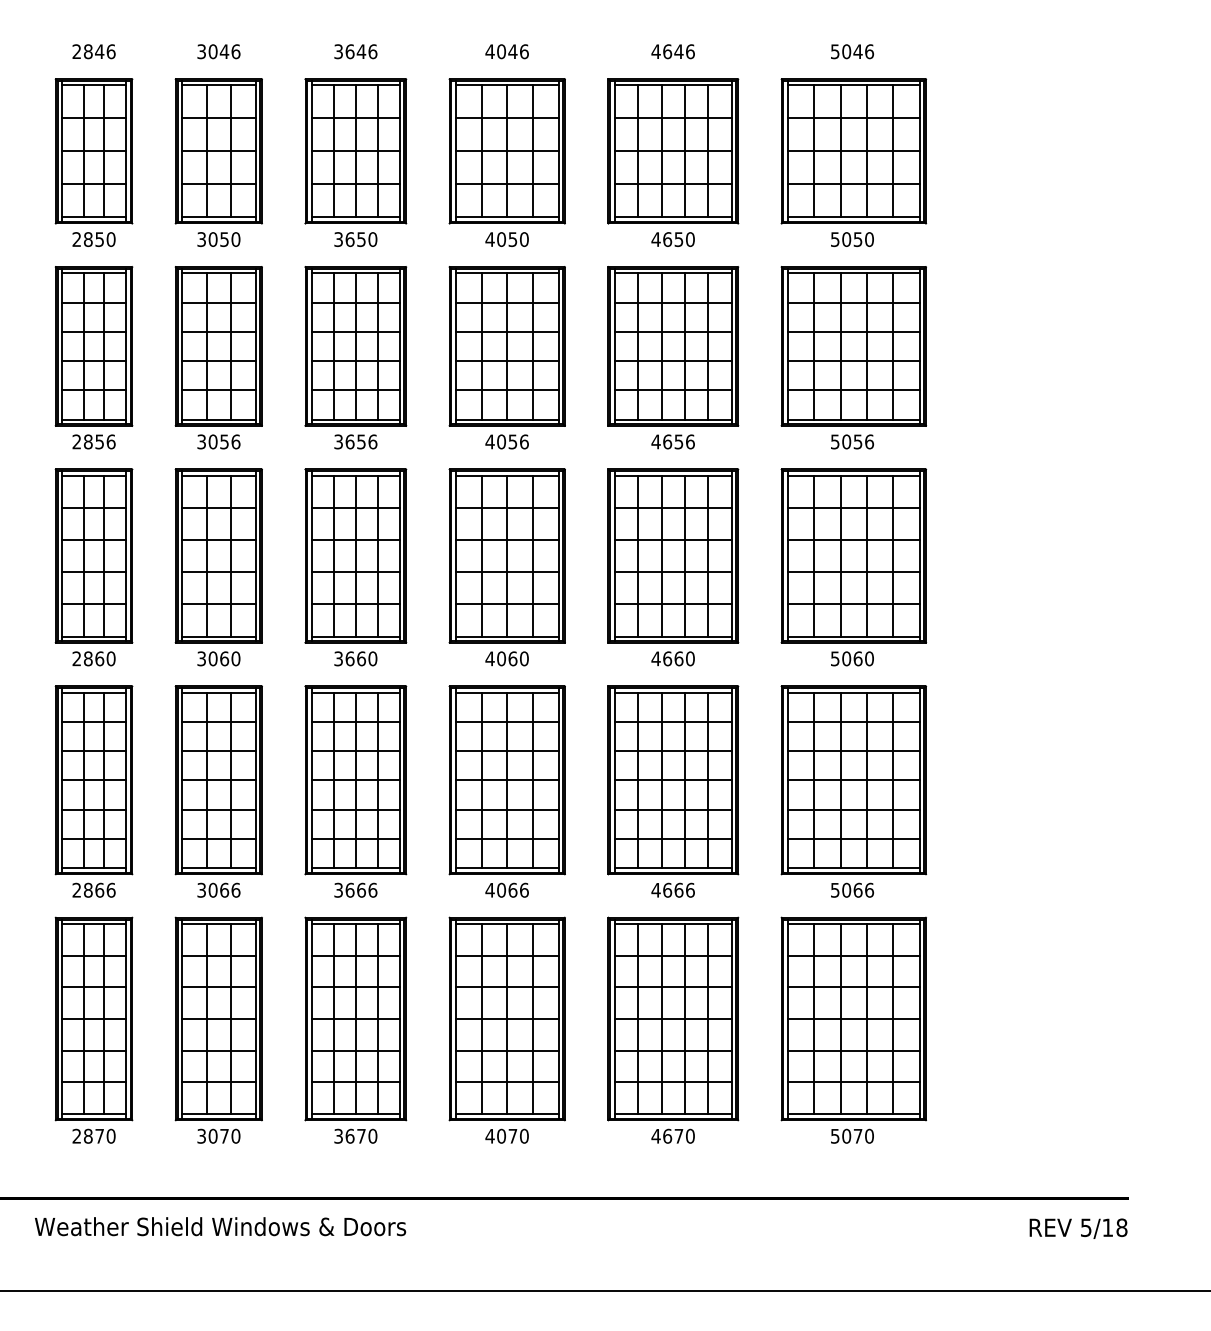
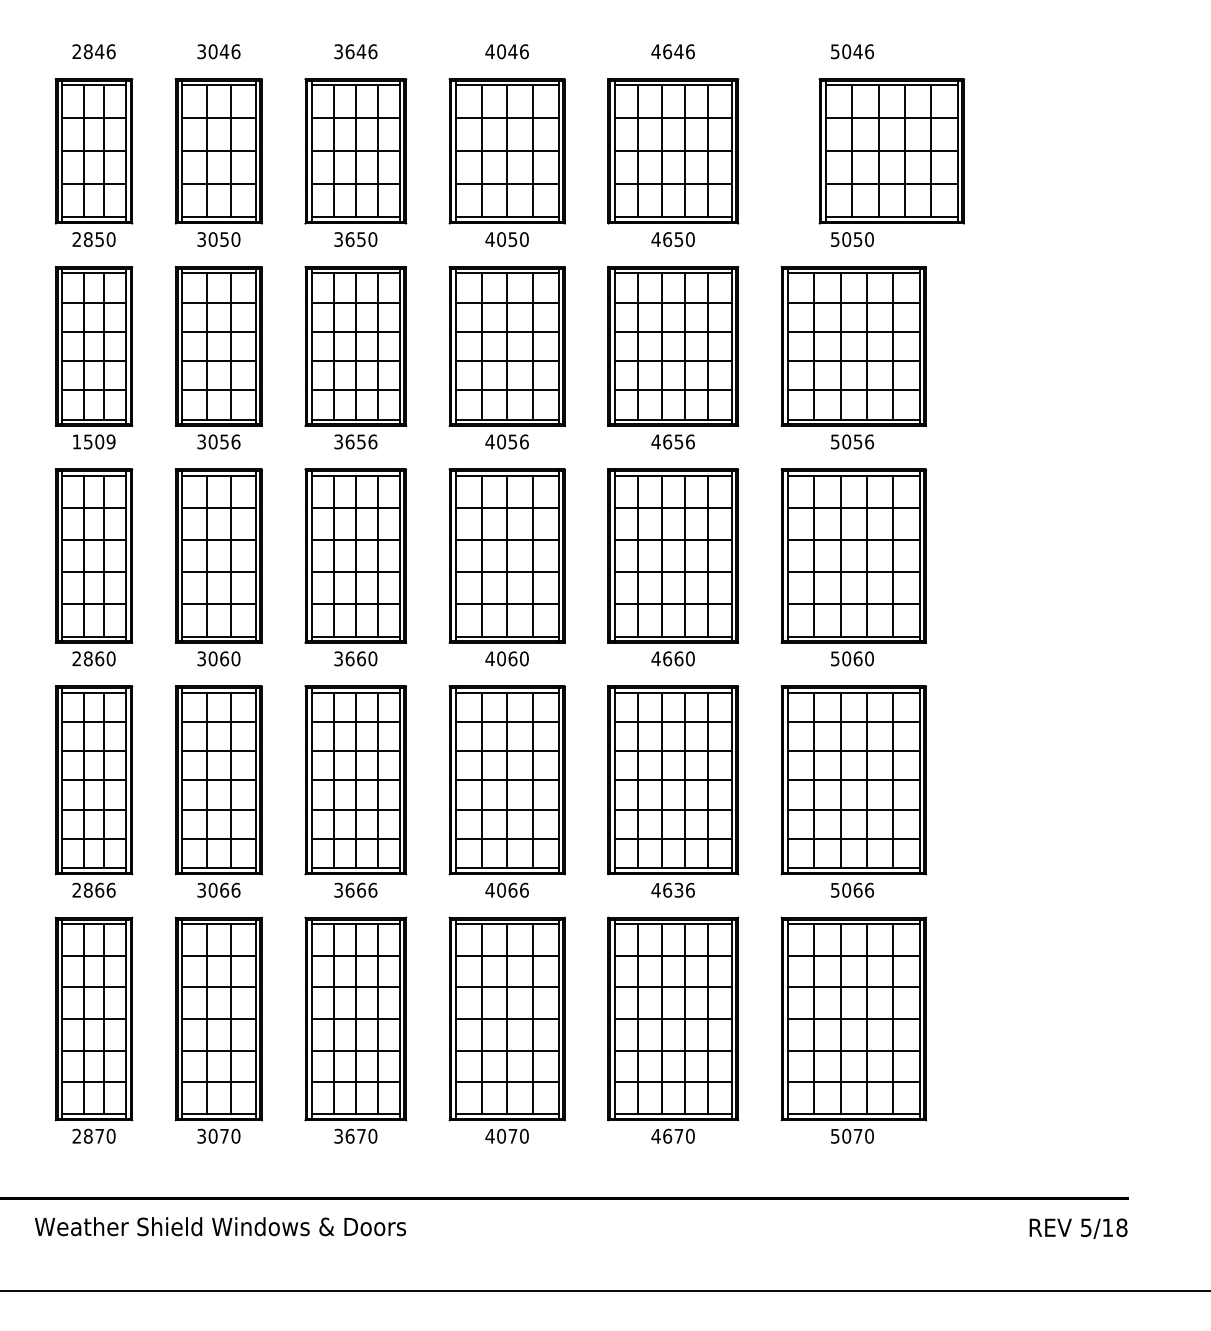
part position: (853, 151) -> (891, 151) (891, 151)
text: 2856 -> 1509 (93, 441)
text: 4666 -> 4636 (678, 889)
